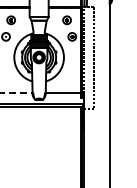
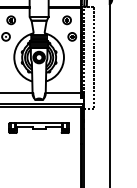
line: dashed -> solid (16, 92)
part: none -> present (38, 127)
